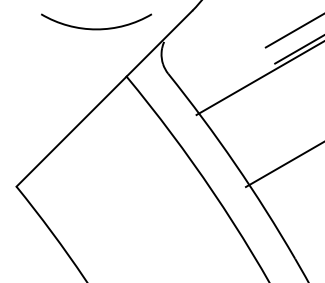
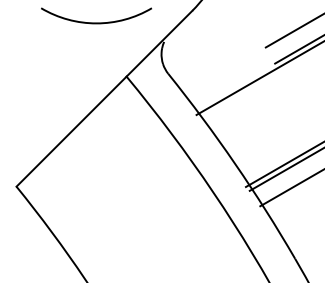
arc position: (96, 28) -> (96, 22) (96, 22)
line: none -> present (284, 170)
line: none -> present (290, 188)
